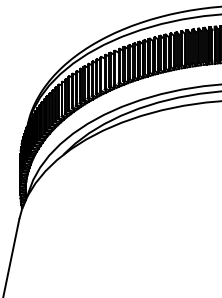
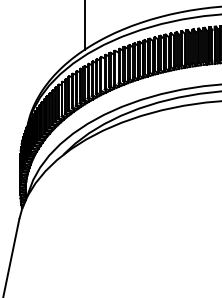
line: none -> present (85, 25)
